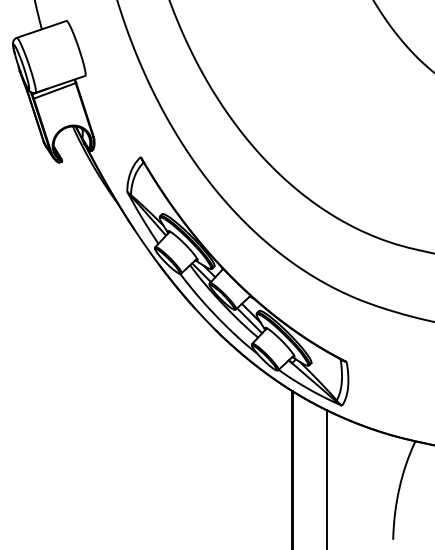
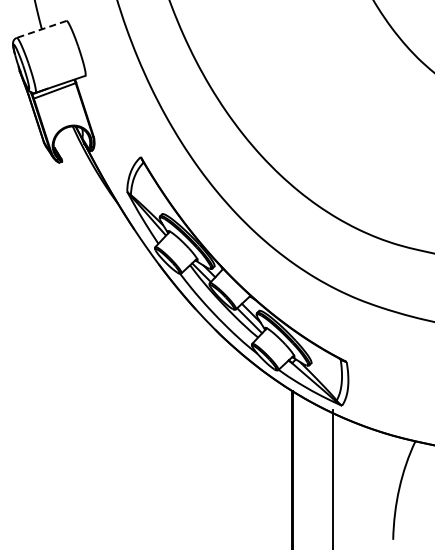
line: solid -> dashed (41, 29)
line position: (326, 478) -> (332, 478) (332, 478)
